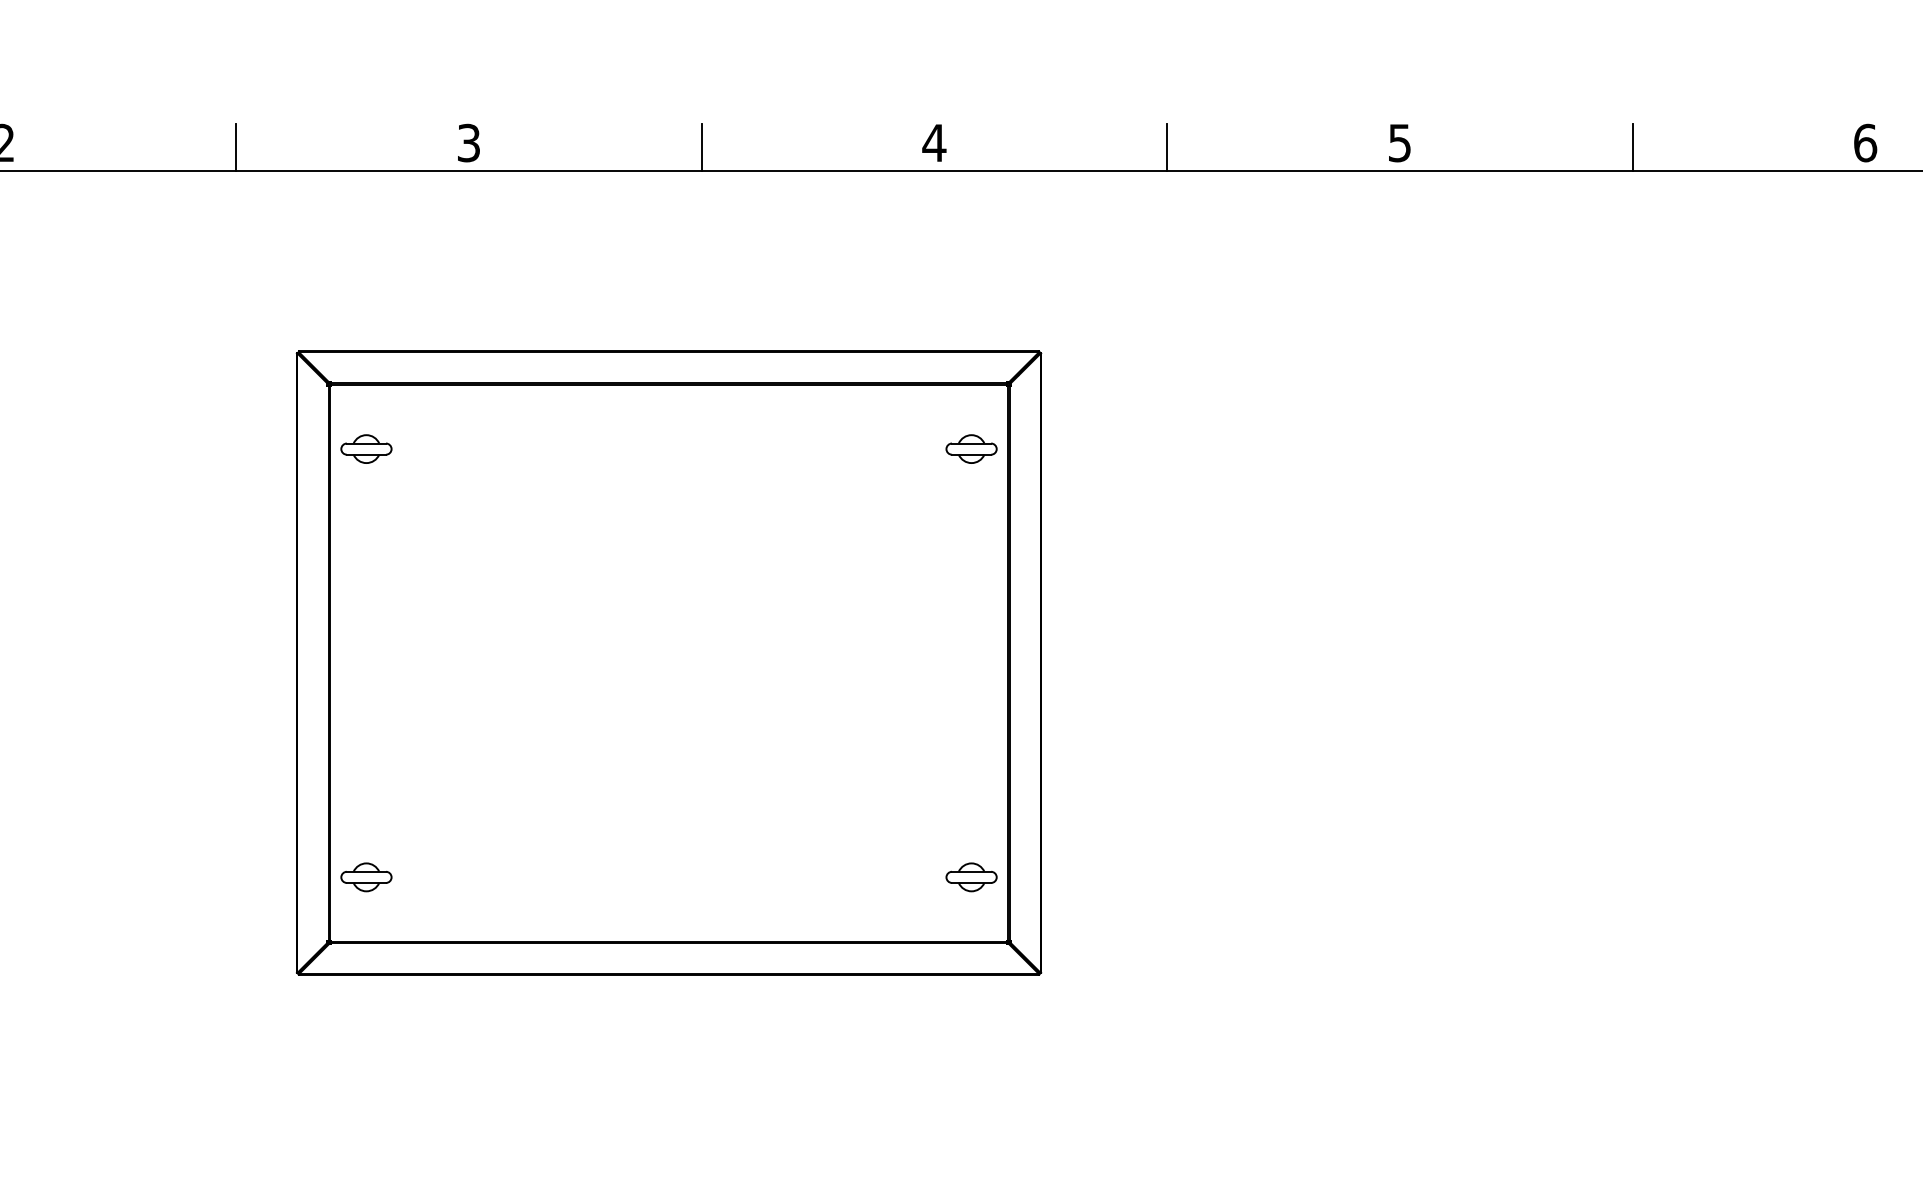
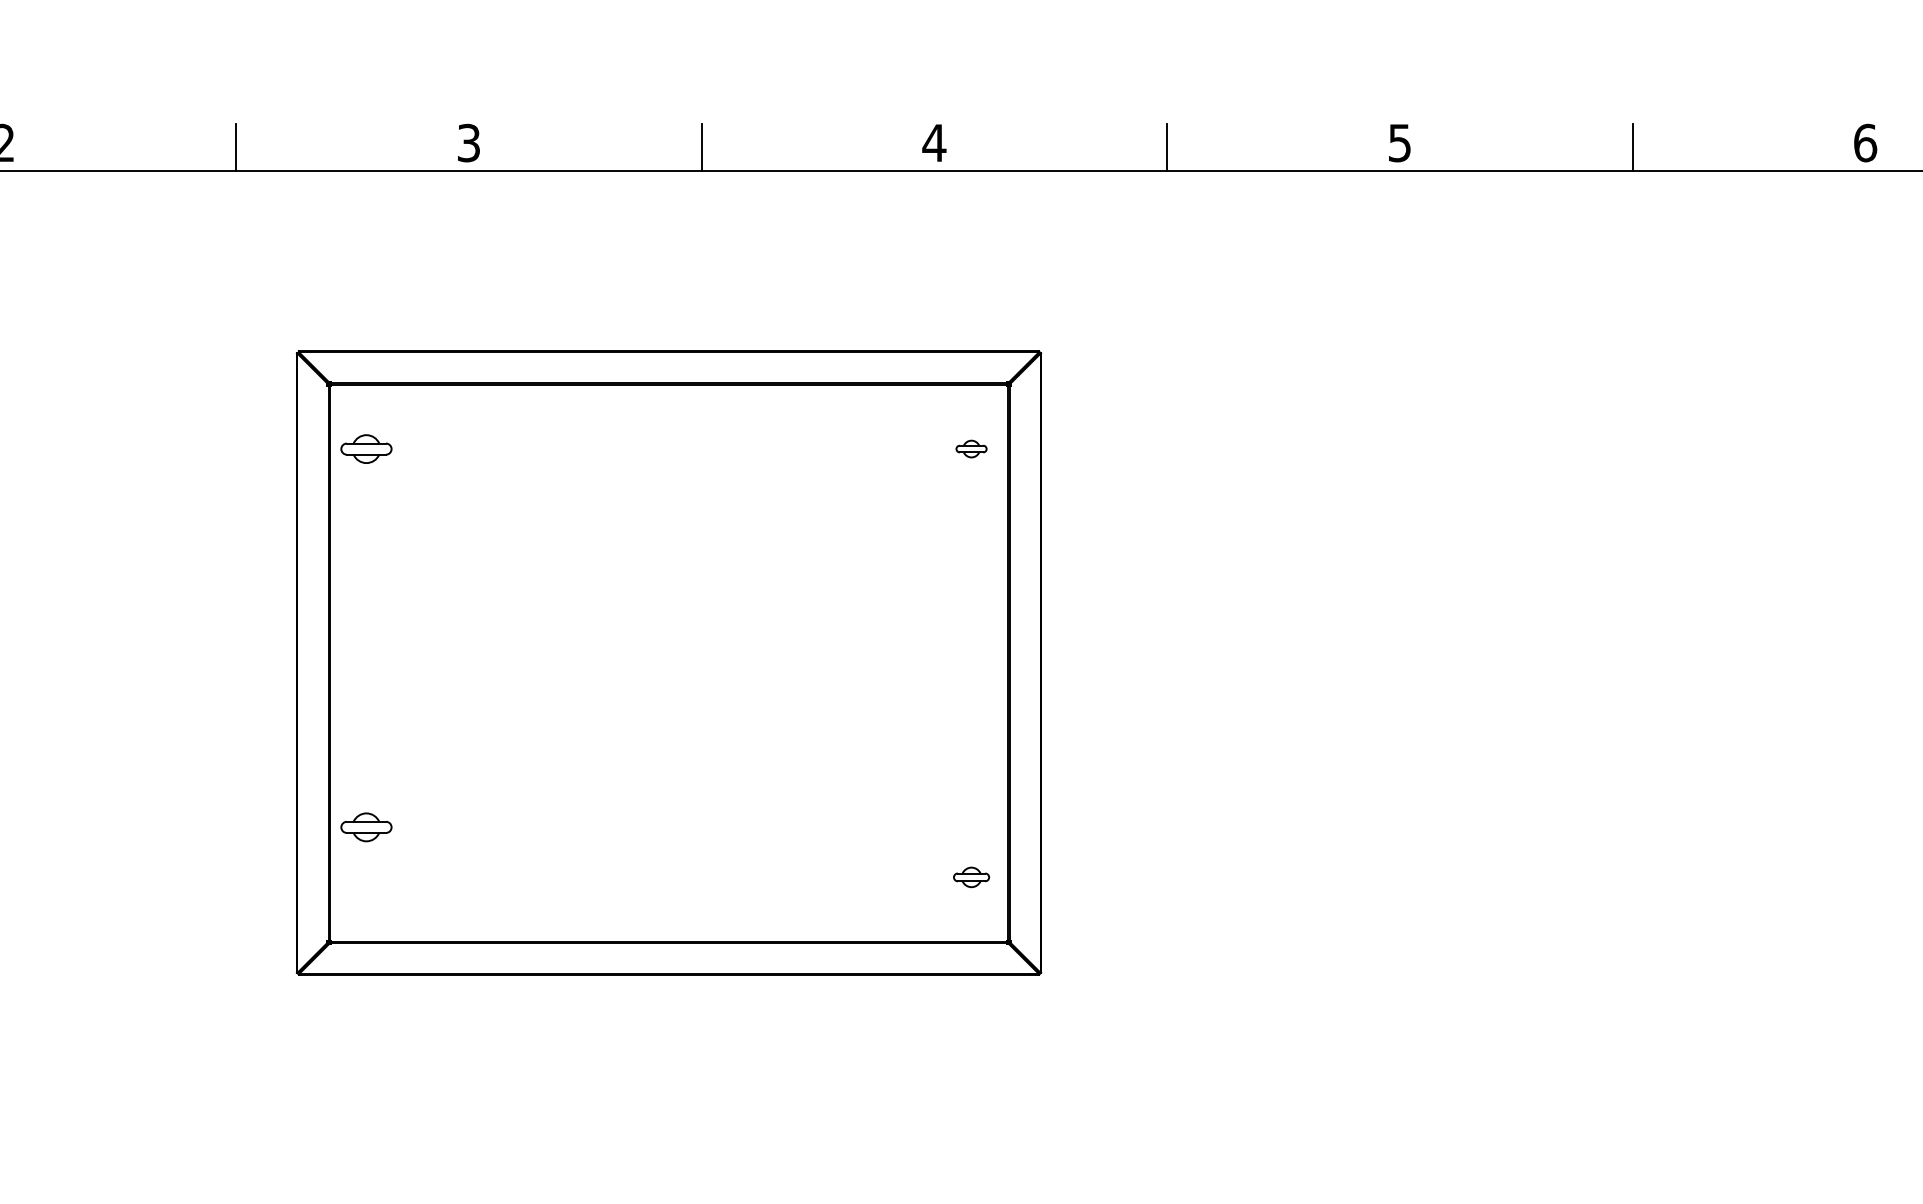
part size: 53x30 px -> 33x20 px (971, 448)
part position: (366, 877) -> (366, 827) (366, 827)
part size: 53x31 px -> 37x23 px (971, 877)
